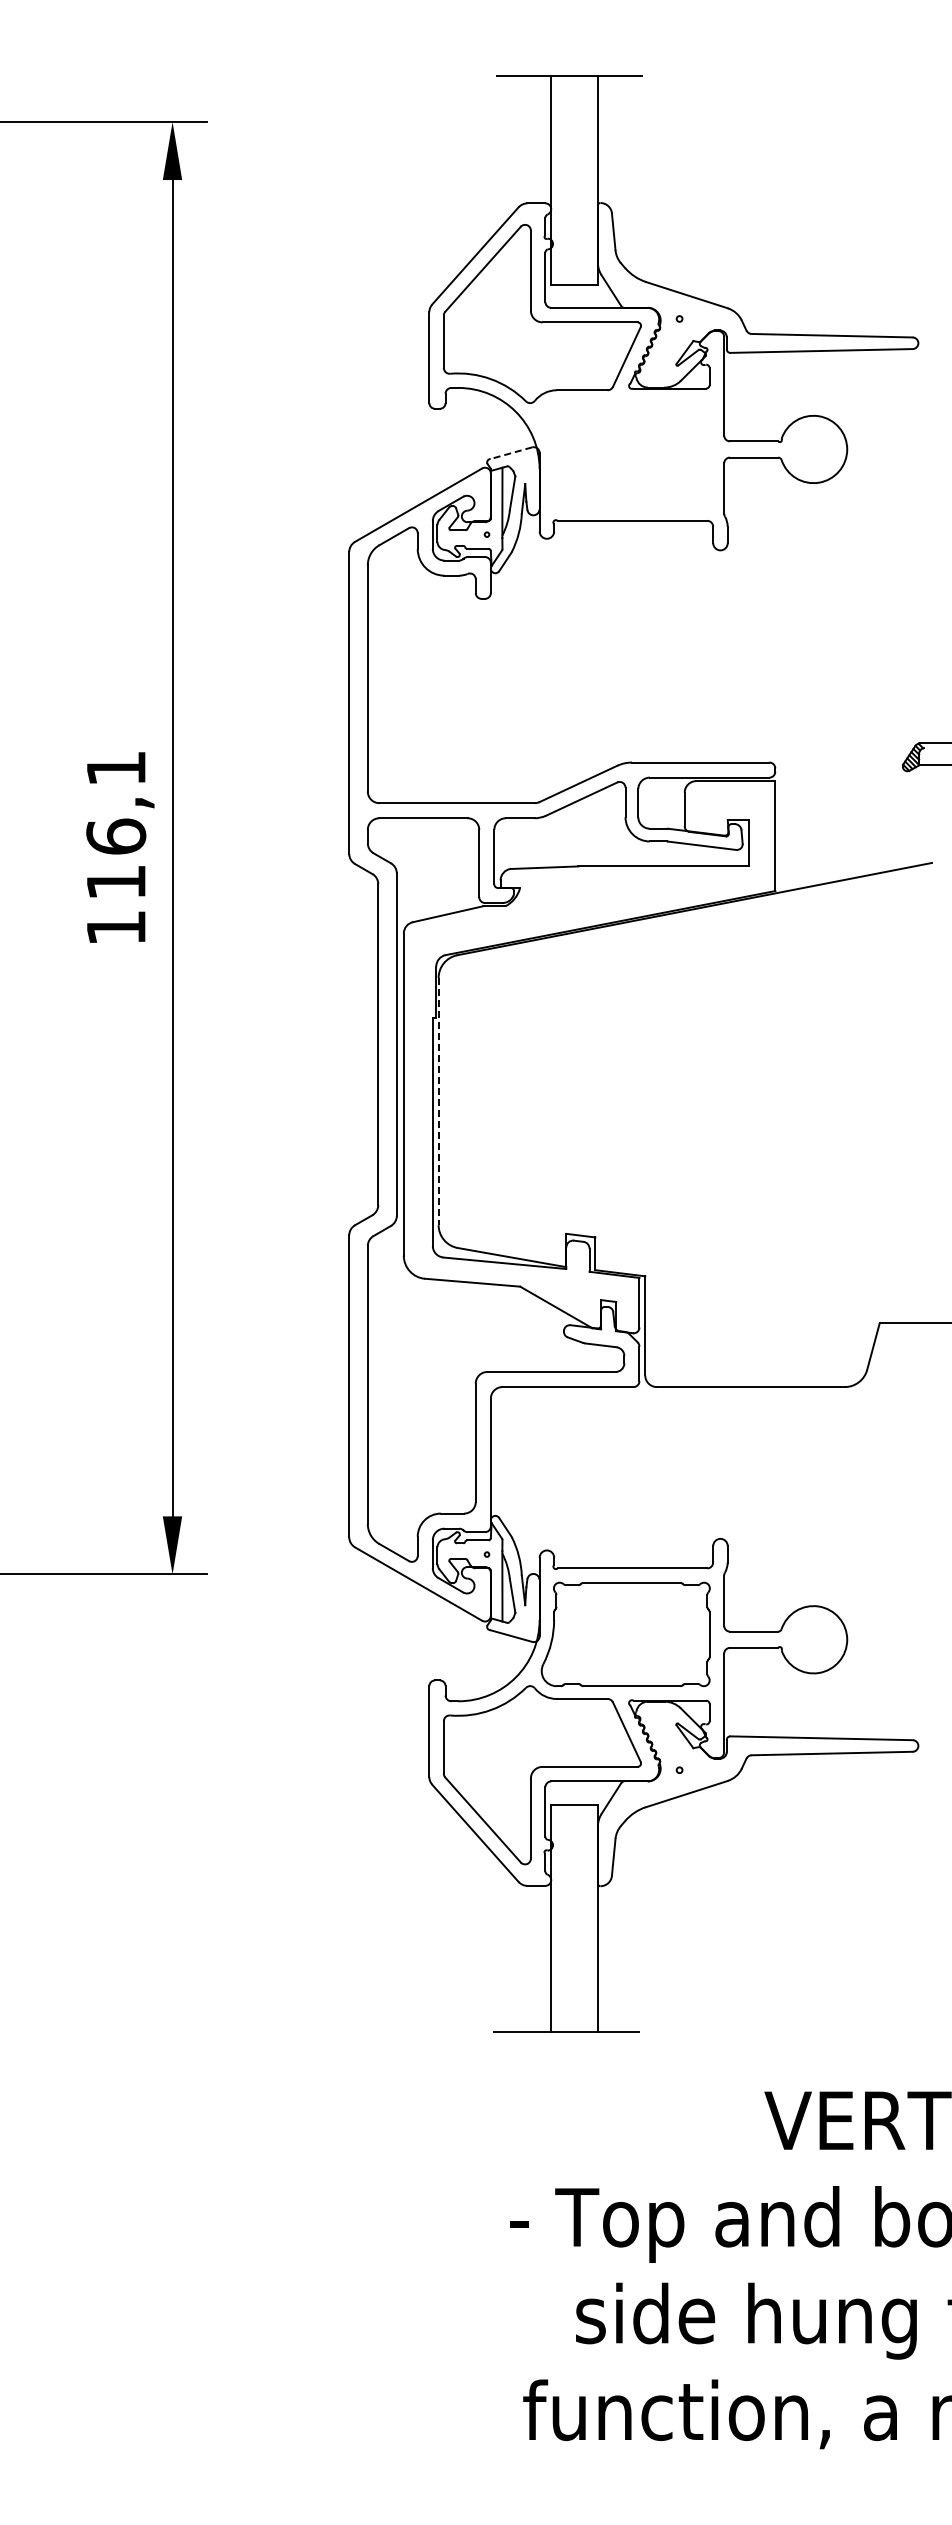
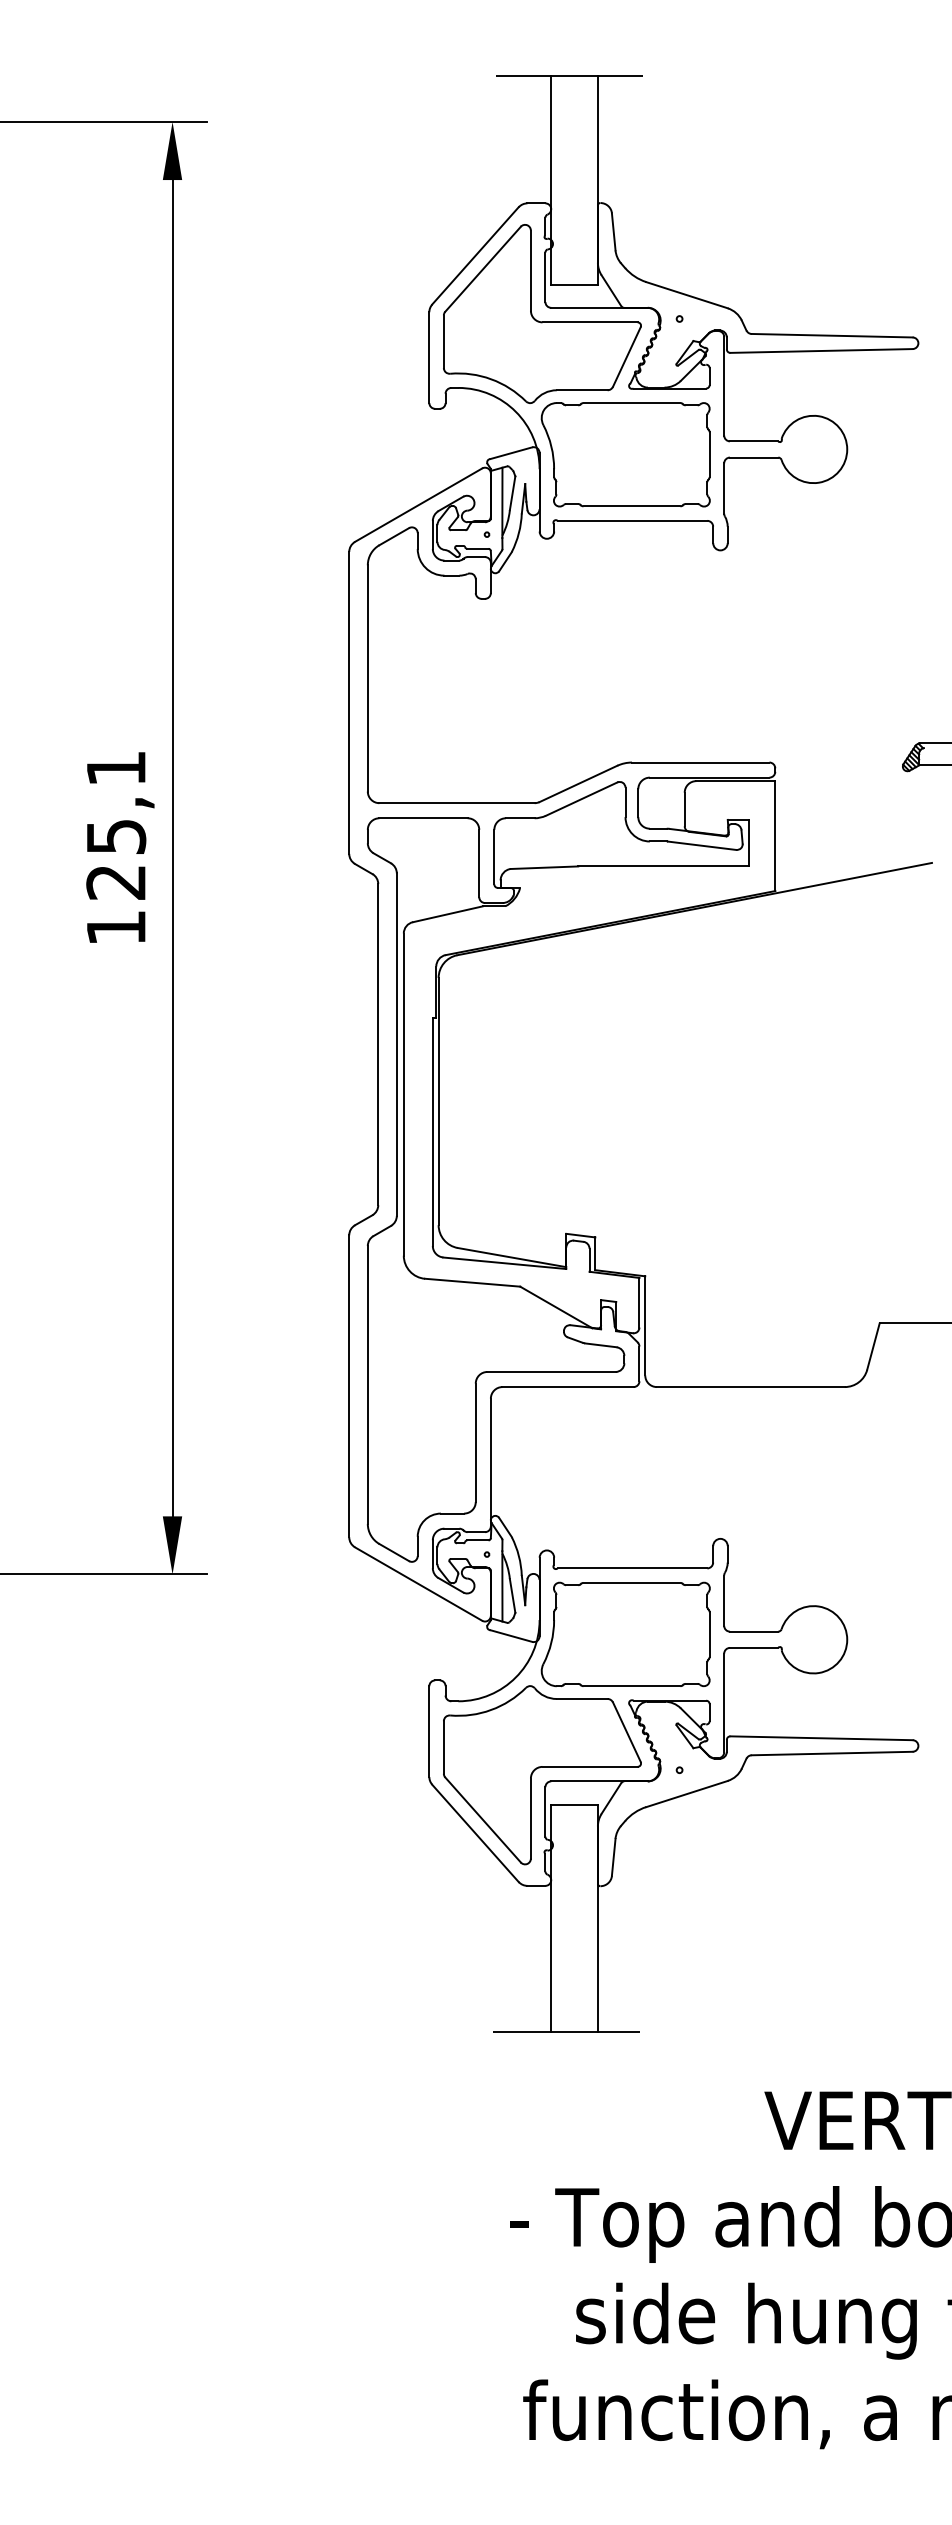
line: dashed -> solid (511, 453)
part: none -> present (625, 454)
text: 116,1 -> 125,1 (116, 858)
line: dashed -> solid (438, 1101)
